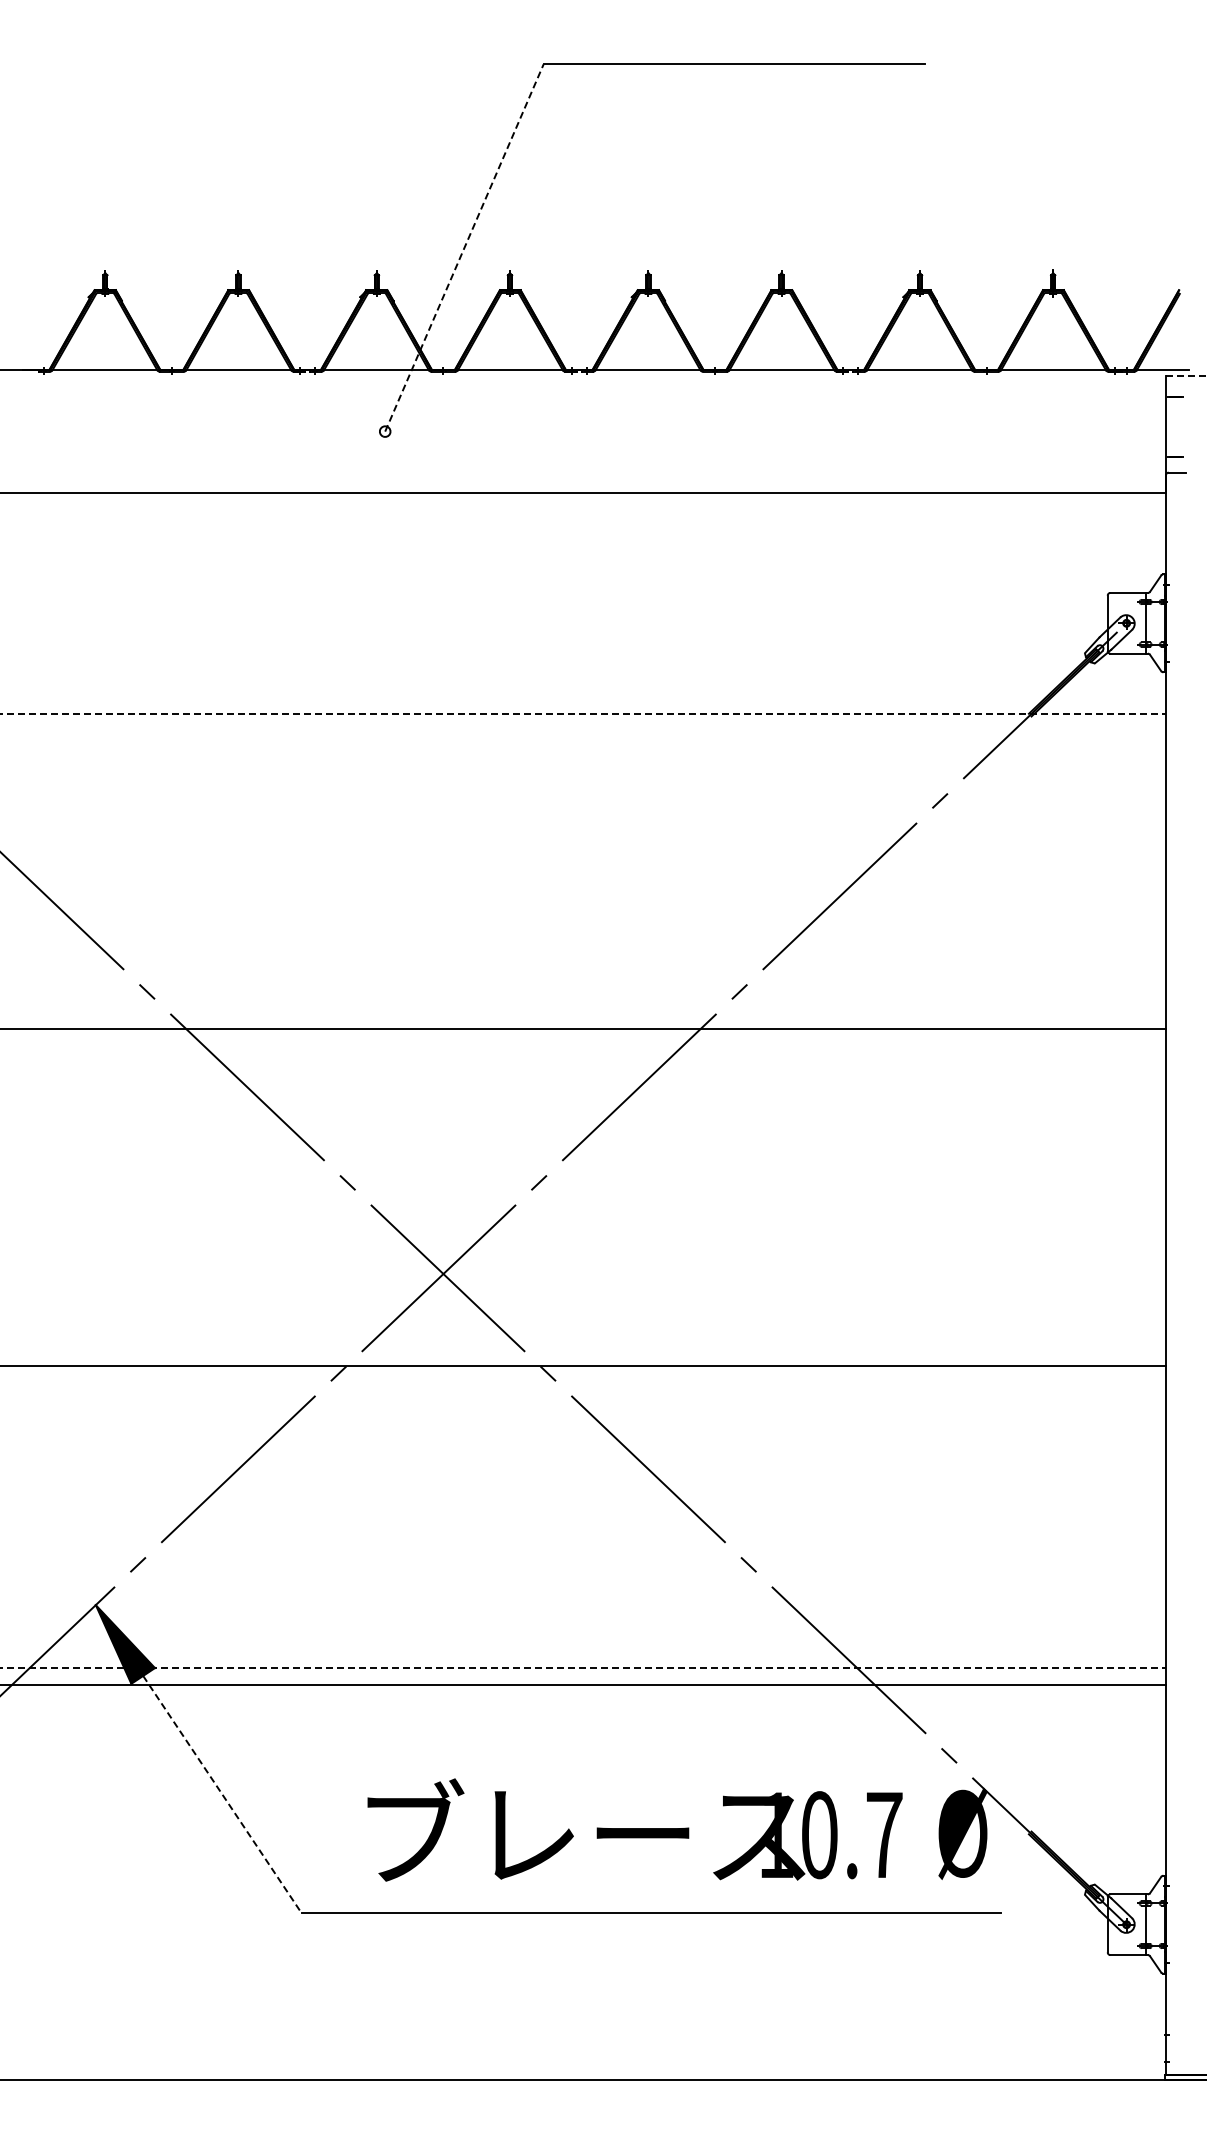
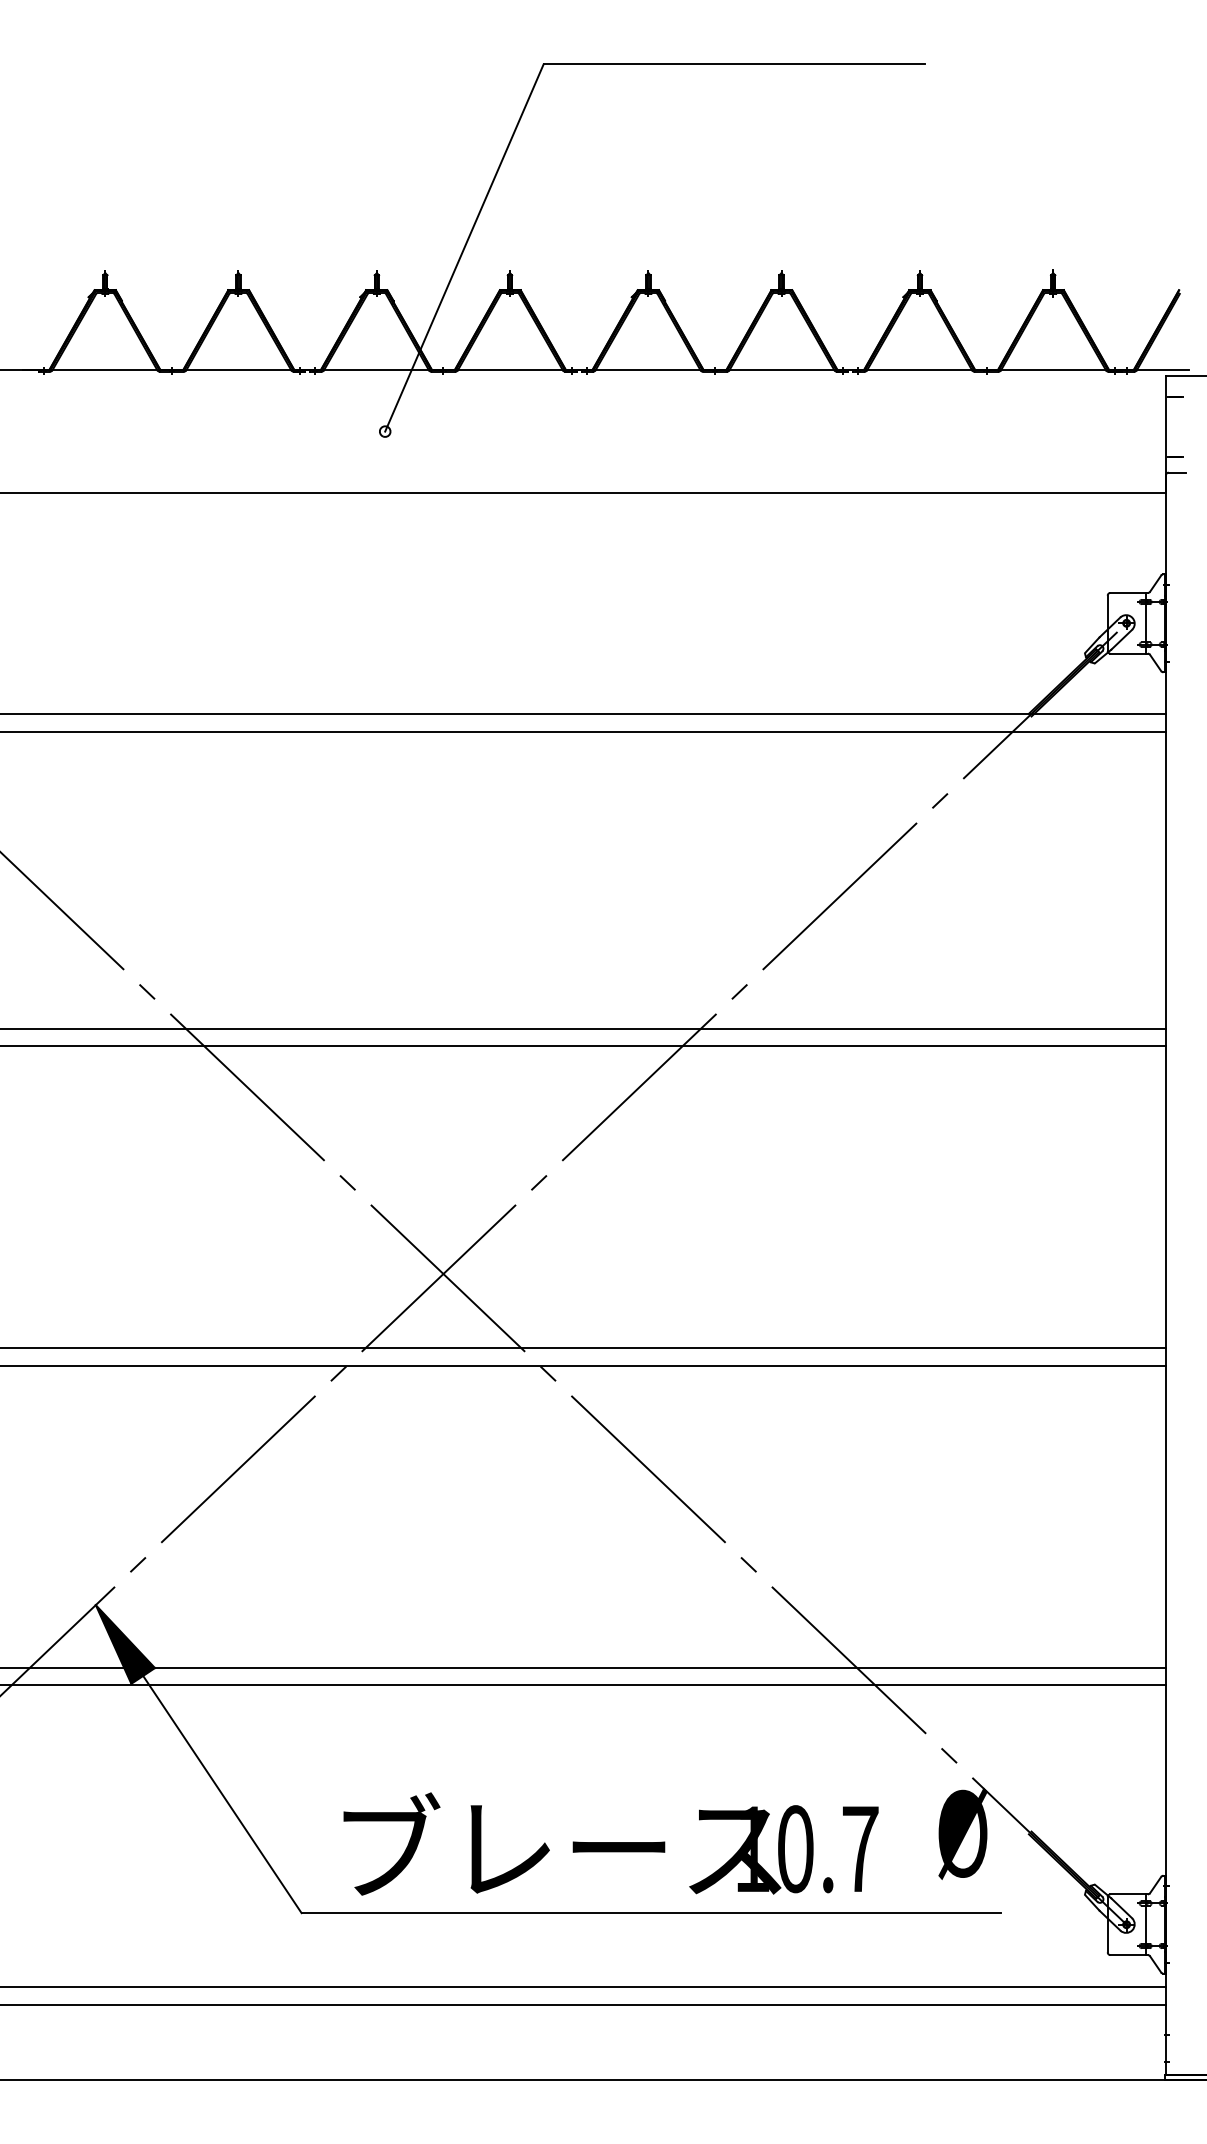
line: dashed -> solid (464, 247)
line: dashed -> solid (1186, 376)
line: dashed -> solid (583, 714)
line: none -> present (584, 731)
line: none -> present (584, 1046)
line: none -> present (584, 1348)
line: dashed -> solid (583, 1667)
line: dashed -> solid (222, 1794)
text position: (634, 1829) -> (610, 1843) (610, 1843)
line: none -> present (584, 1987)
line: none -> present (584, 2004)
